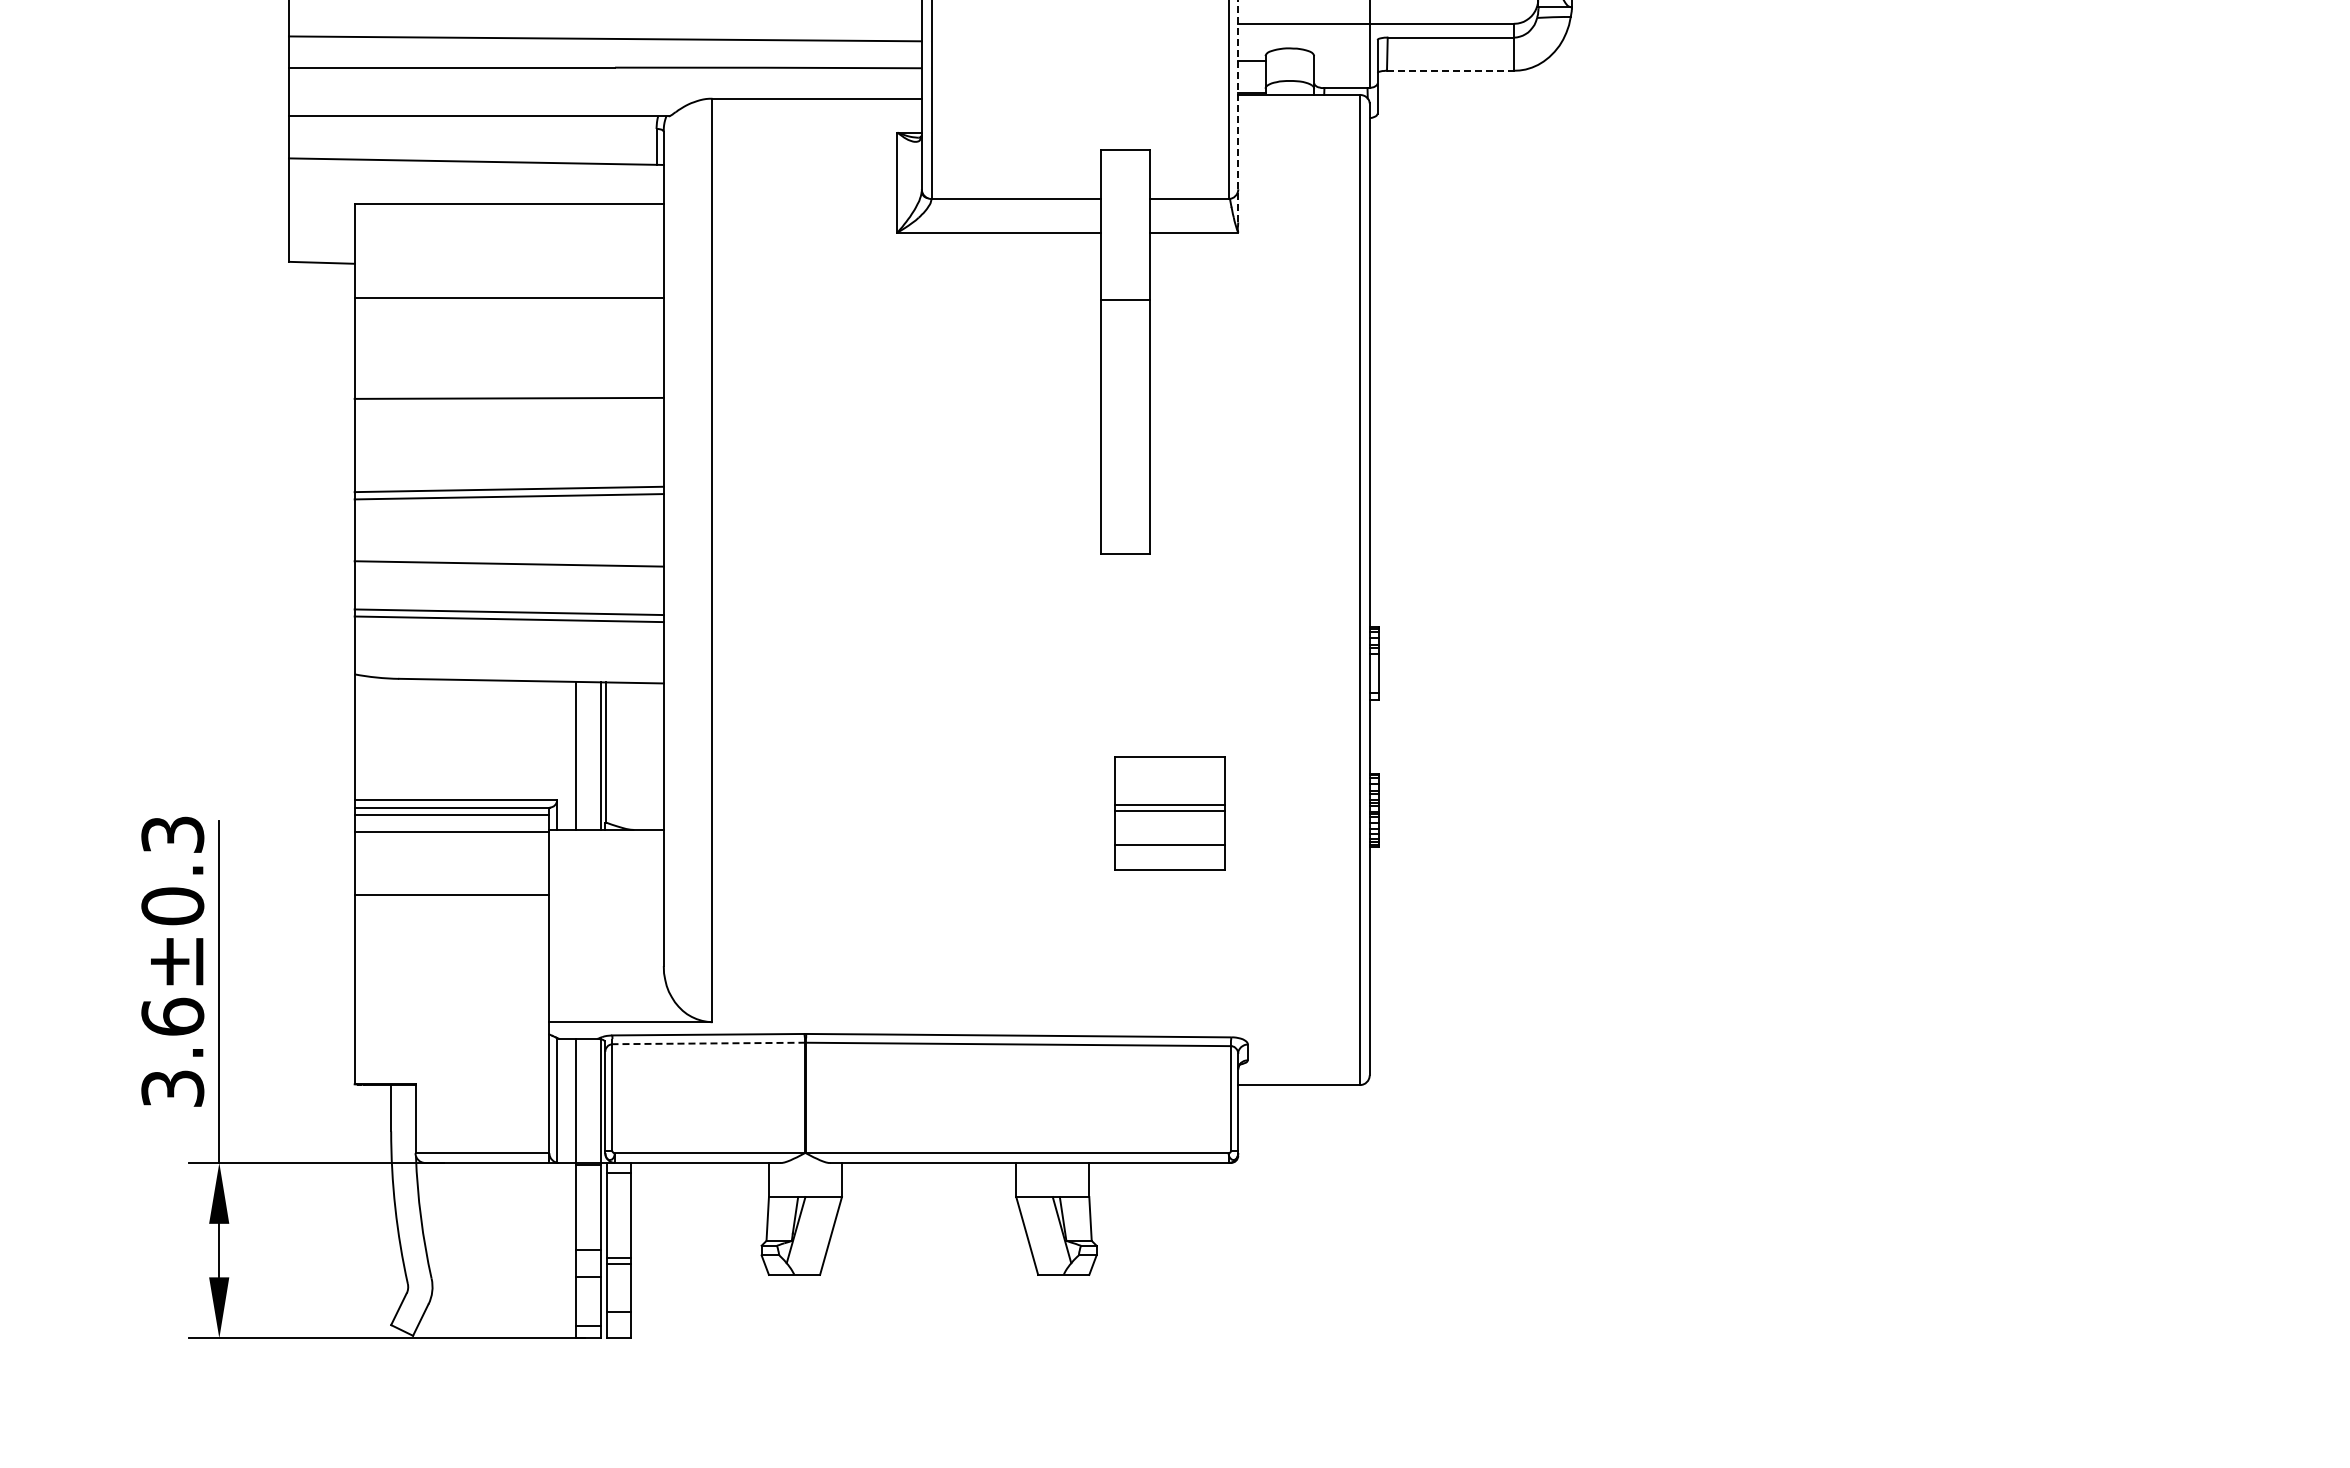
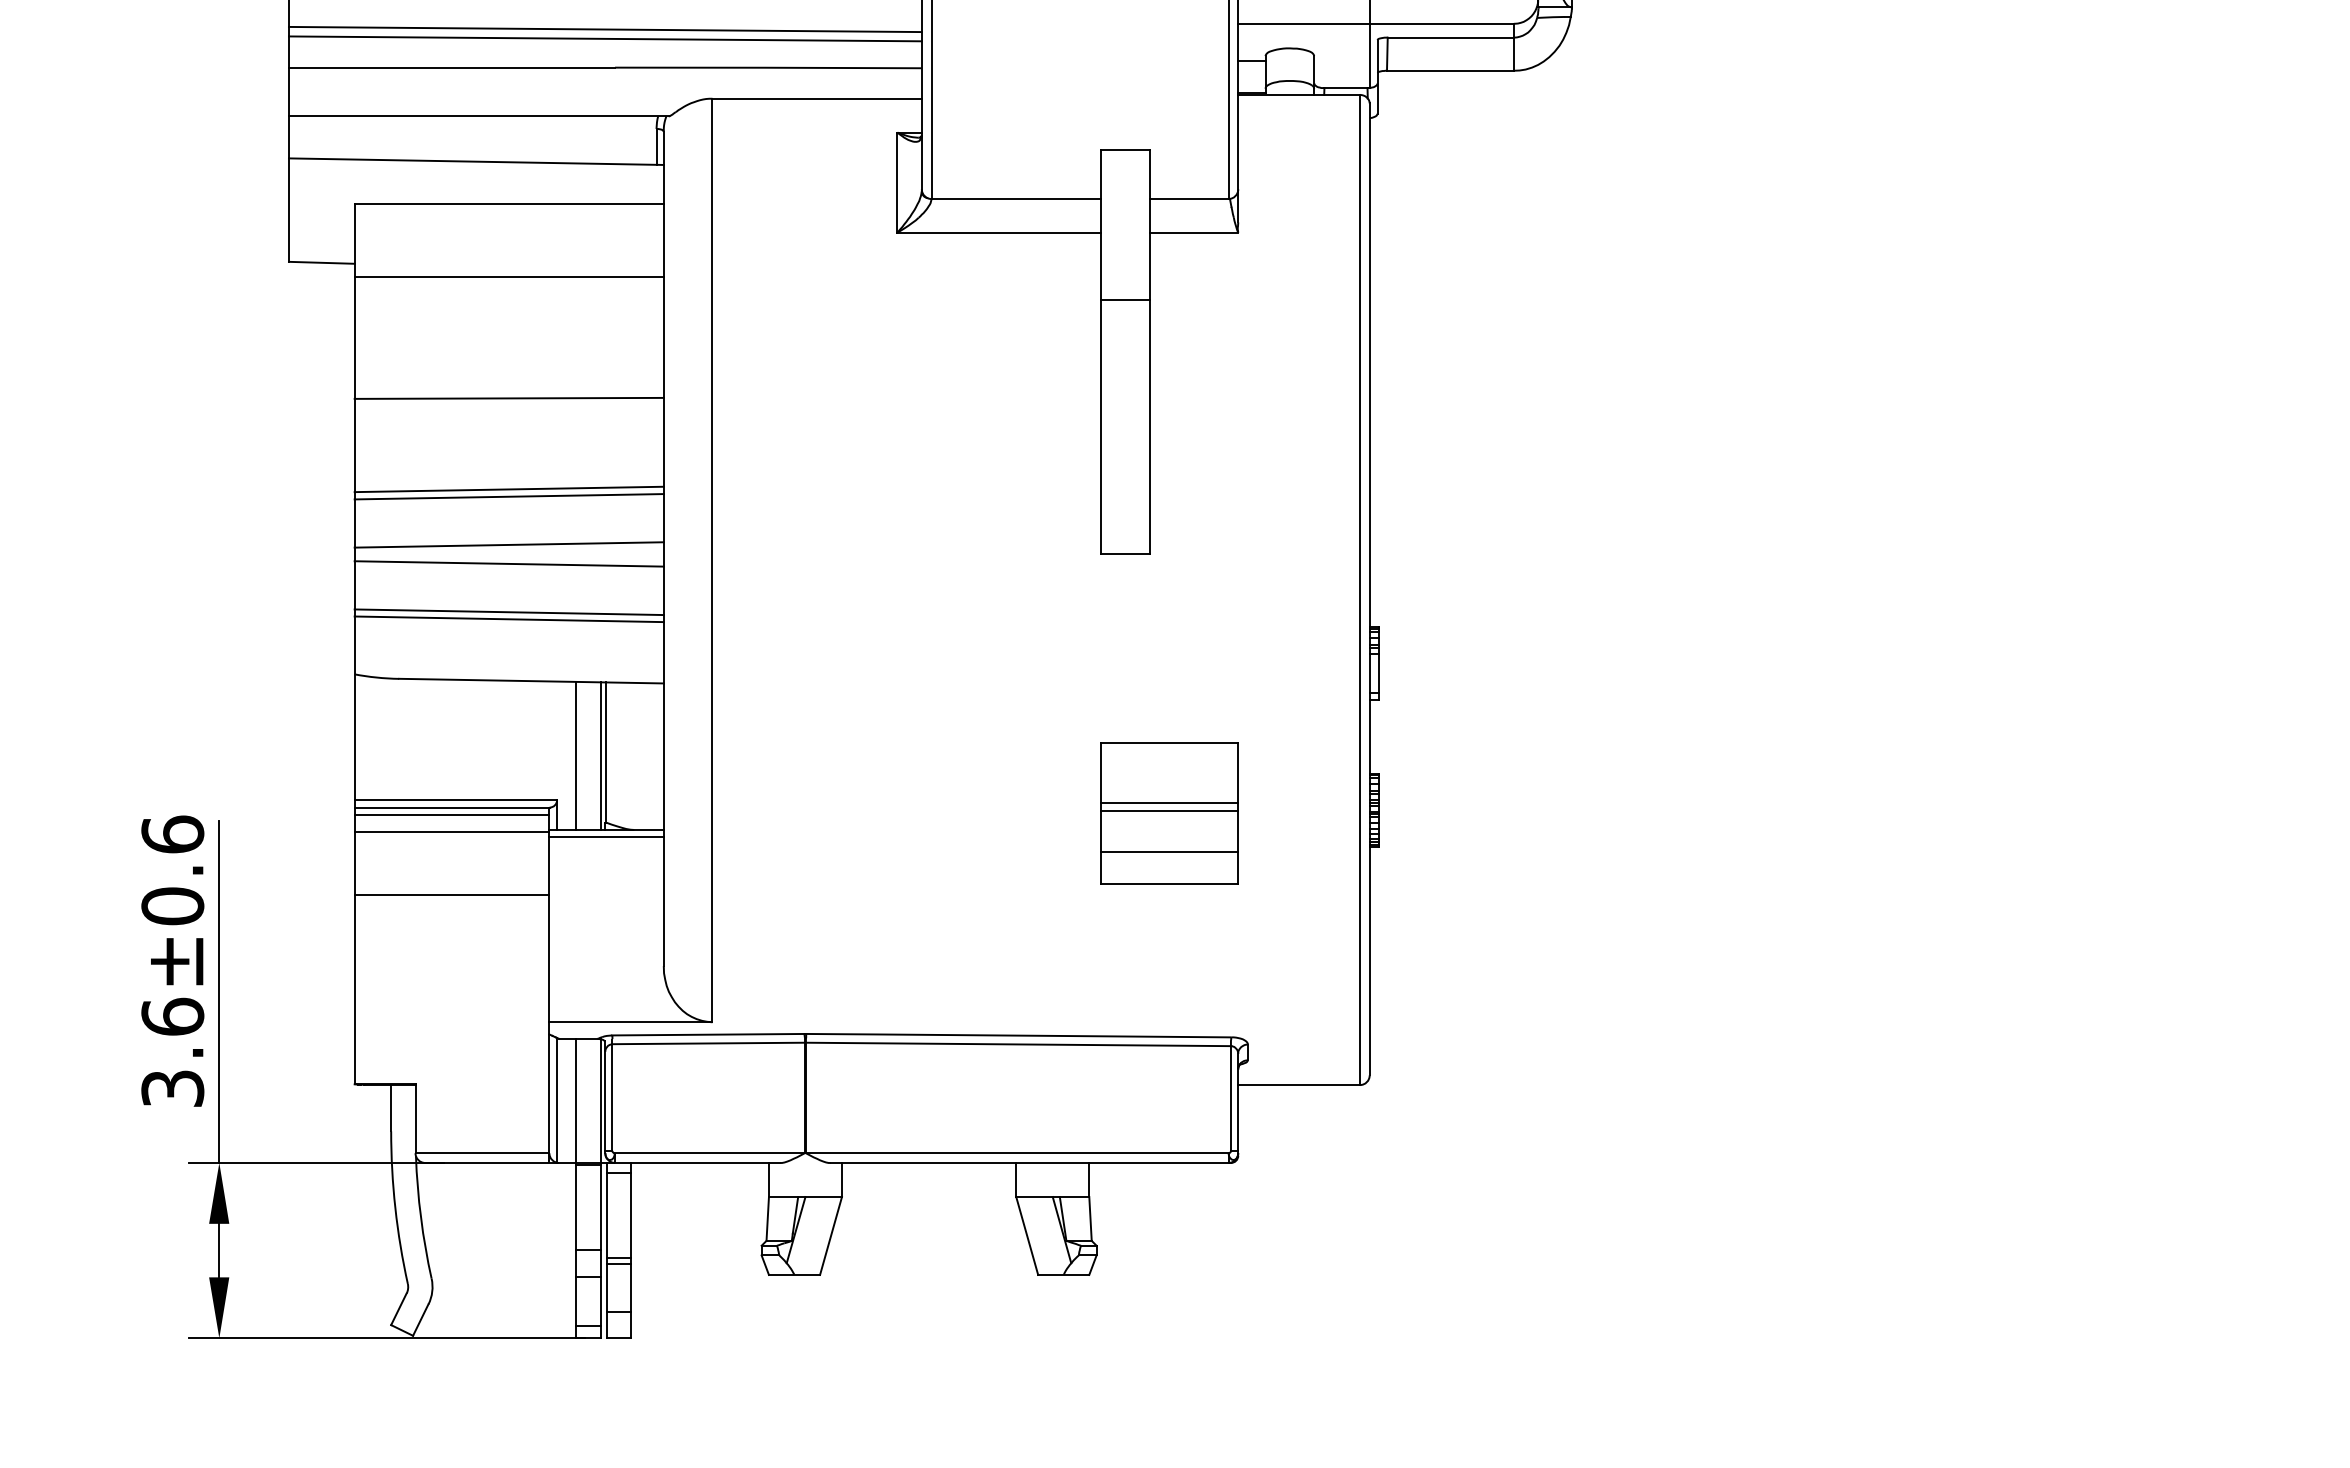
line: none -> present (604, 29)
line: dashed -> solid (1450, 70)
line: dashed -> solid (1238, 111)
line position: (508, 297) -> (508, 276) (508, 276)
line: none -> present (508, 544)
part size: 112x115 px -> 139x143 px (1169, 813)
text: 3.6±0.3 -> 3.6±0.6 (172, 834)
line: none -> present (606, 837)
line: dashed -> solid (708, 1043)
